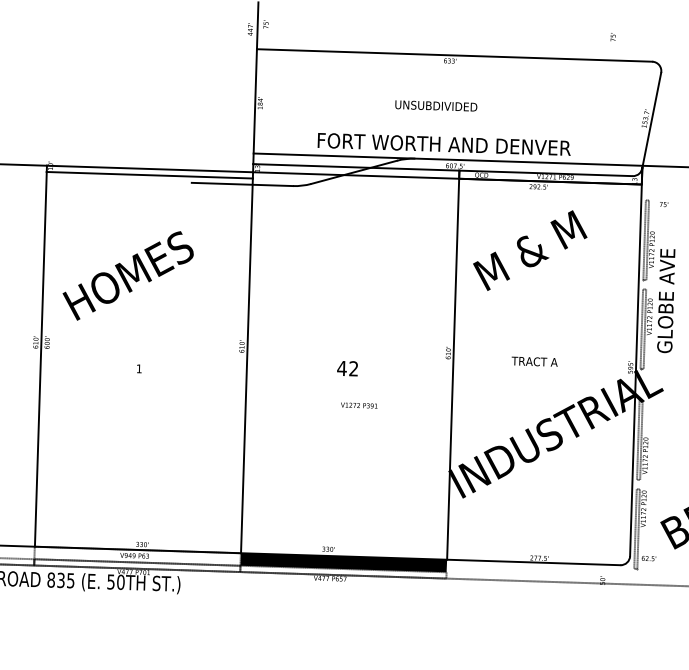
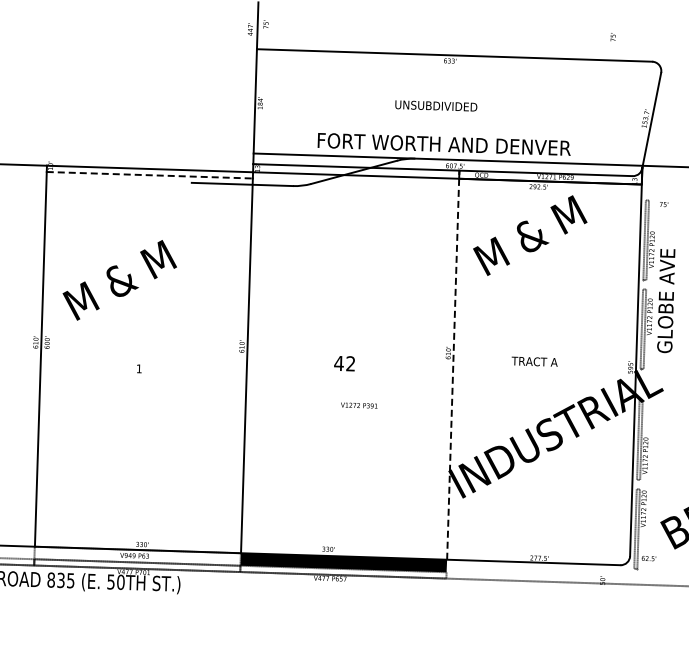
line: solid -> dashed (150, 175)
text position: (530, 250) -> (530, 235) (530, 235)
text: HOMES -> M & M (129, 274)
line: solid -> dashed (453, 365)
text position: (347, 368) -> (344, 363) (344, 363)
